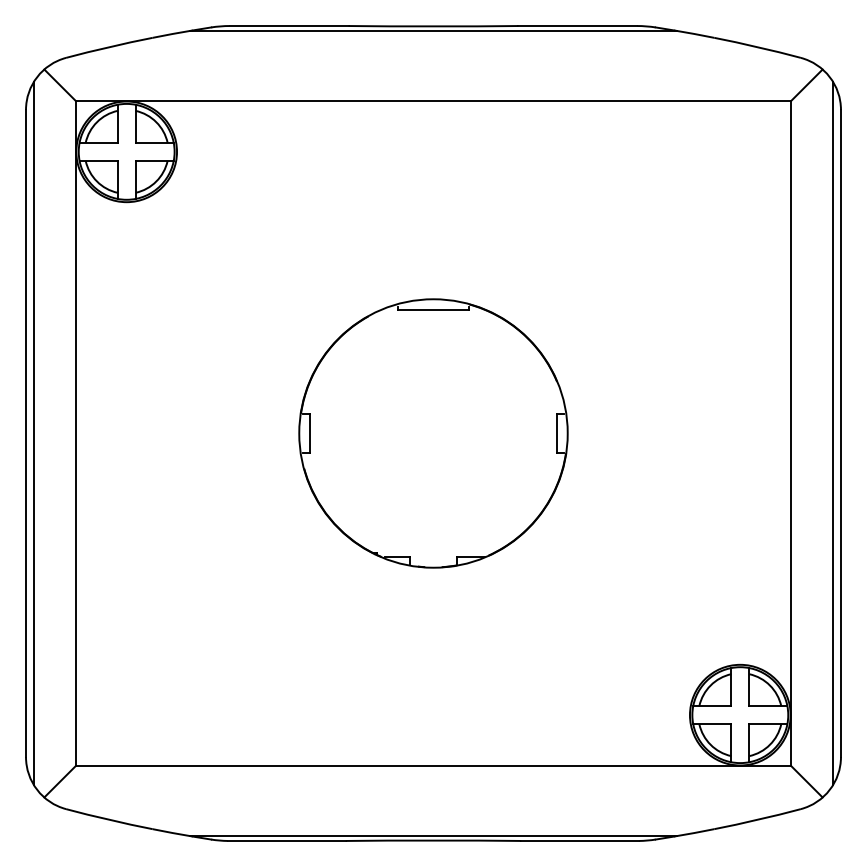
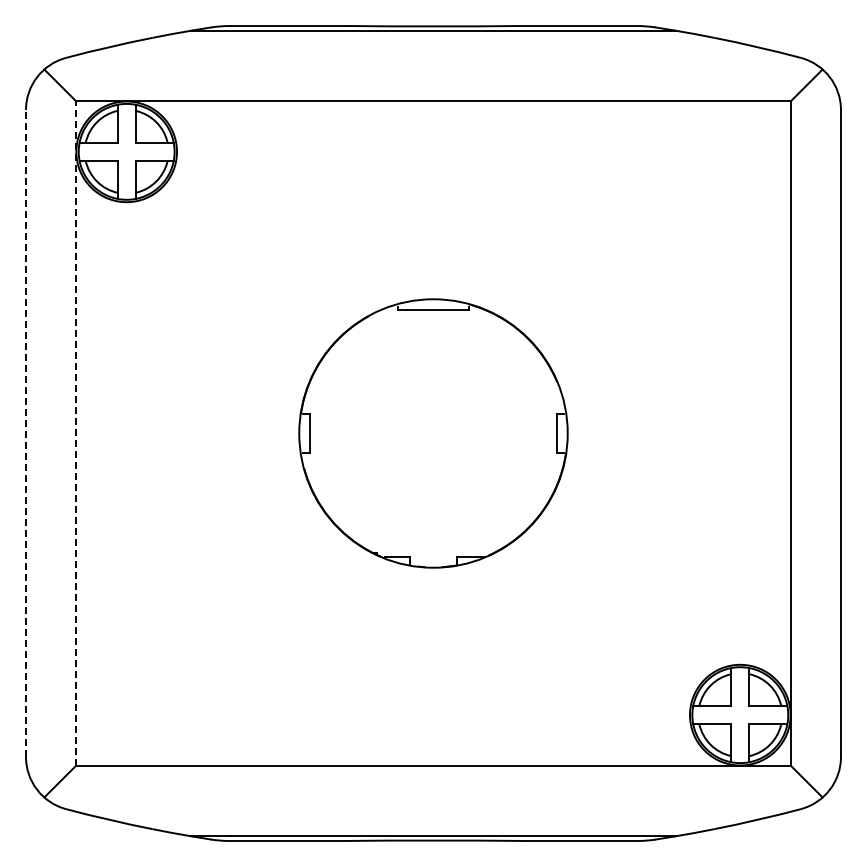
line: solid -> dashed (26, 433)
line: present -> none (34, 433)
line: solid -> dashed (75, 433)
line: present -> none (832, 433)
